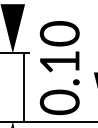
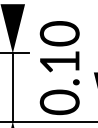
line position: (23, 87) -> (12, 87) (12, 87)
